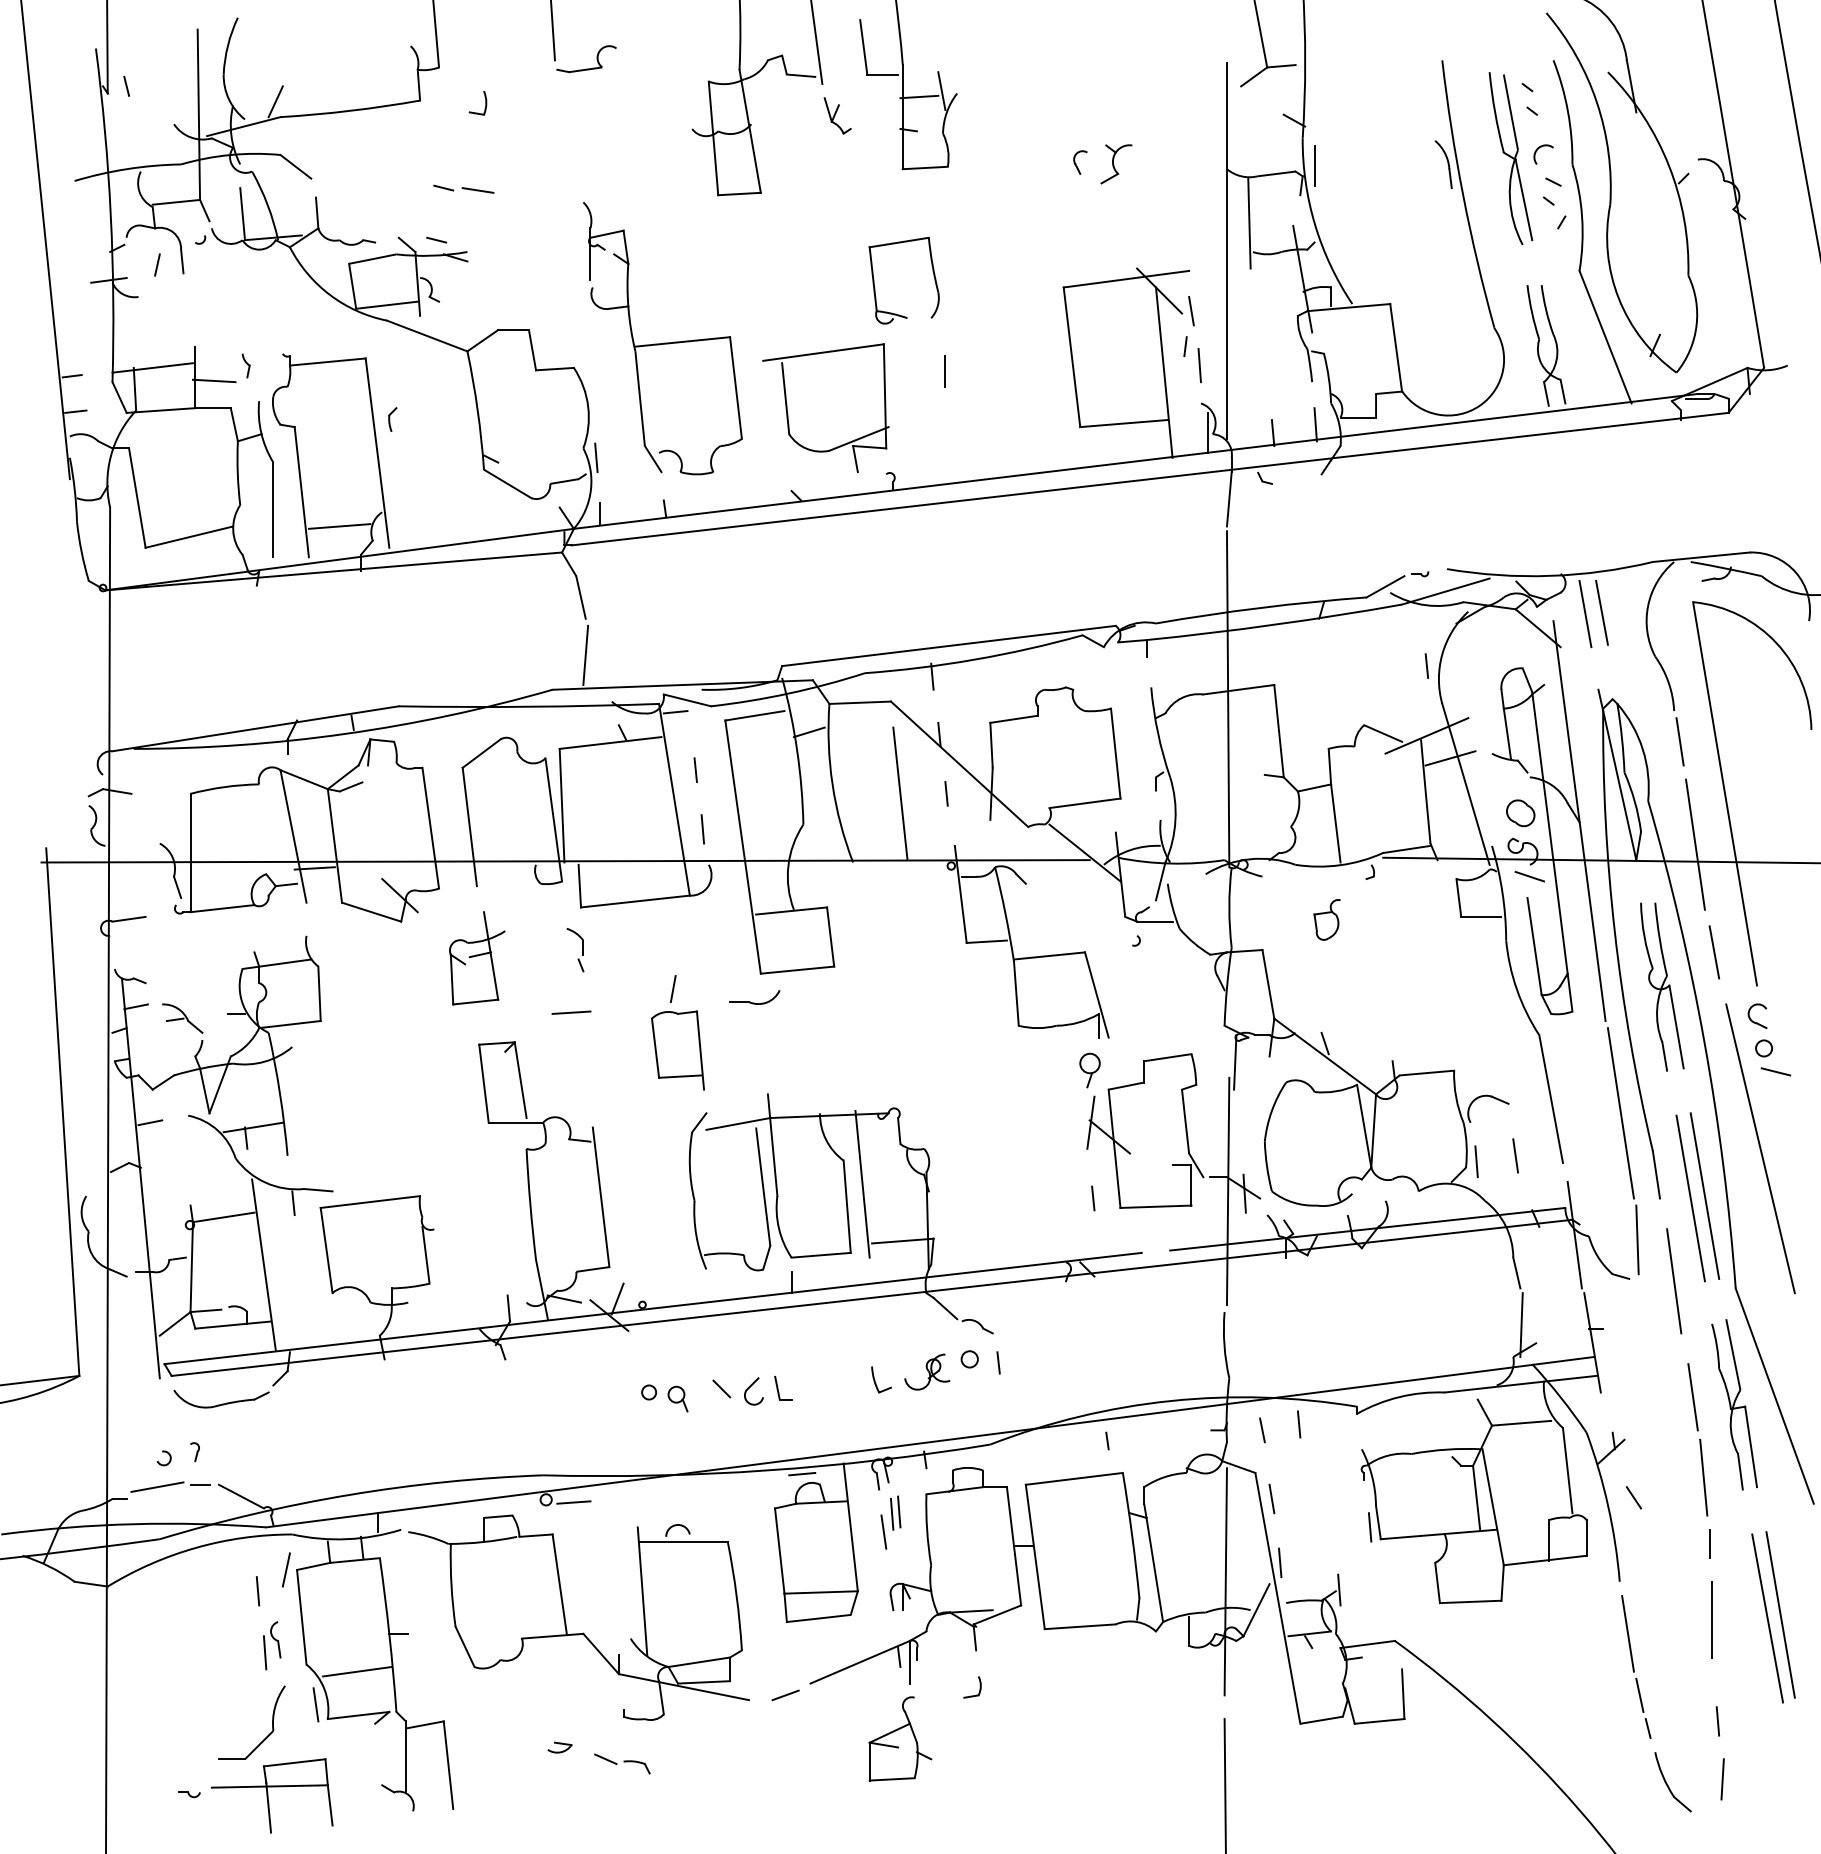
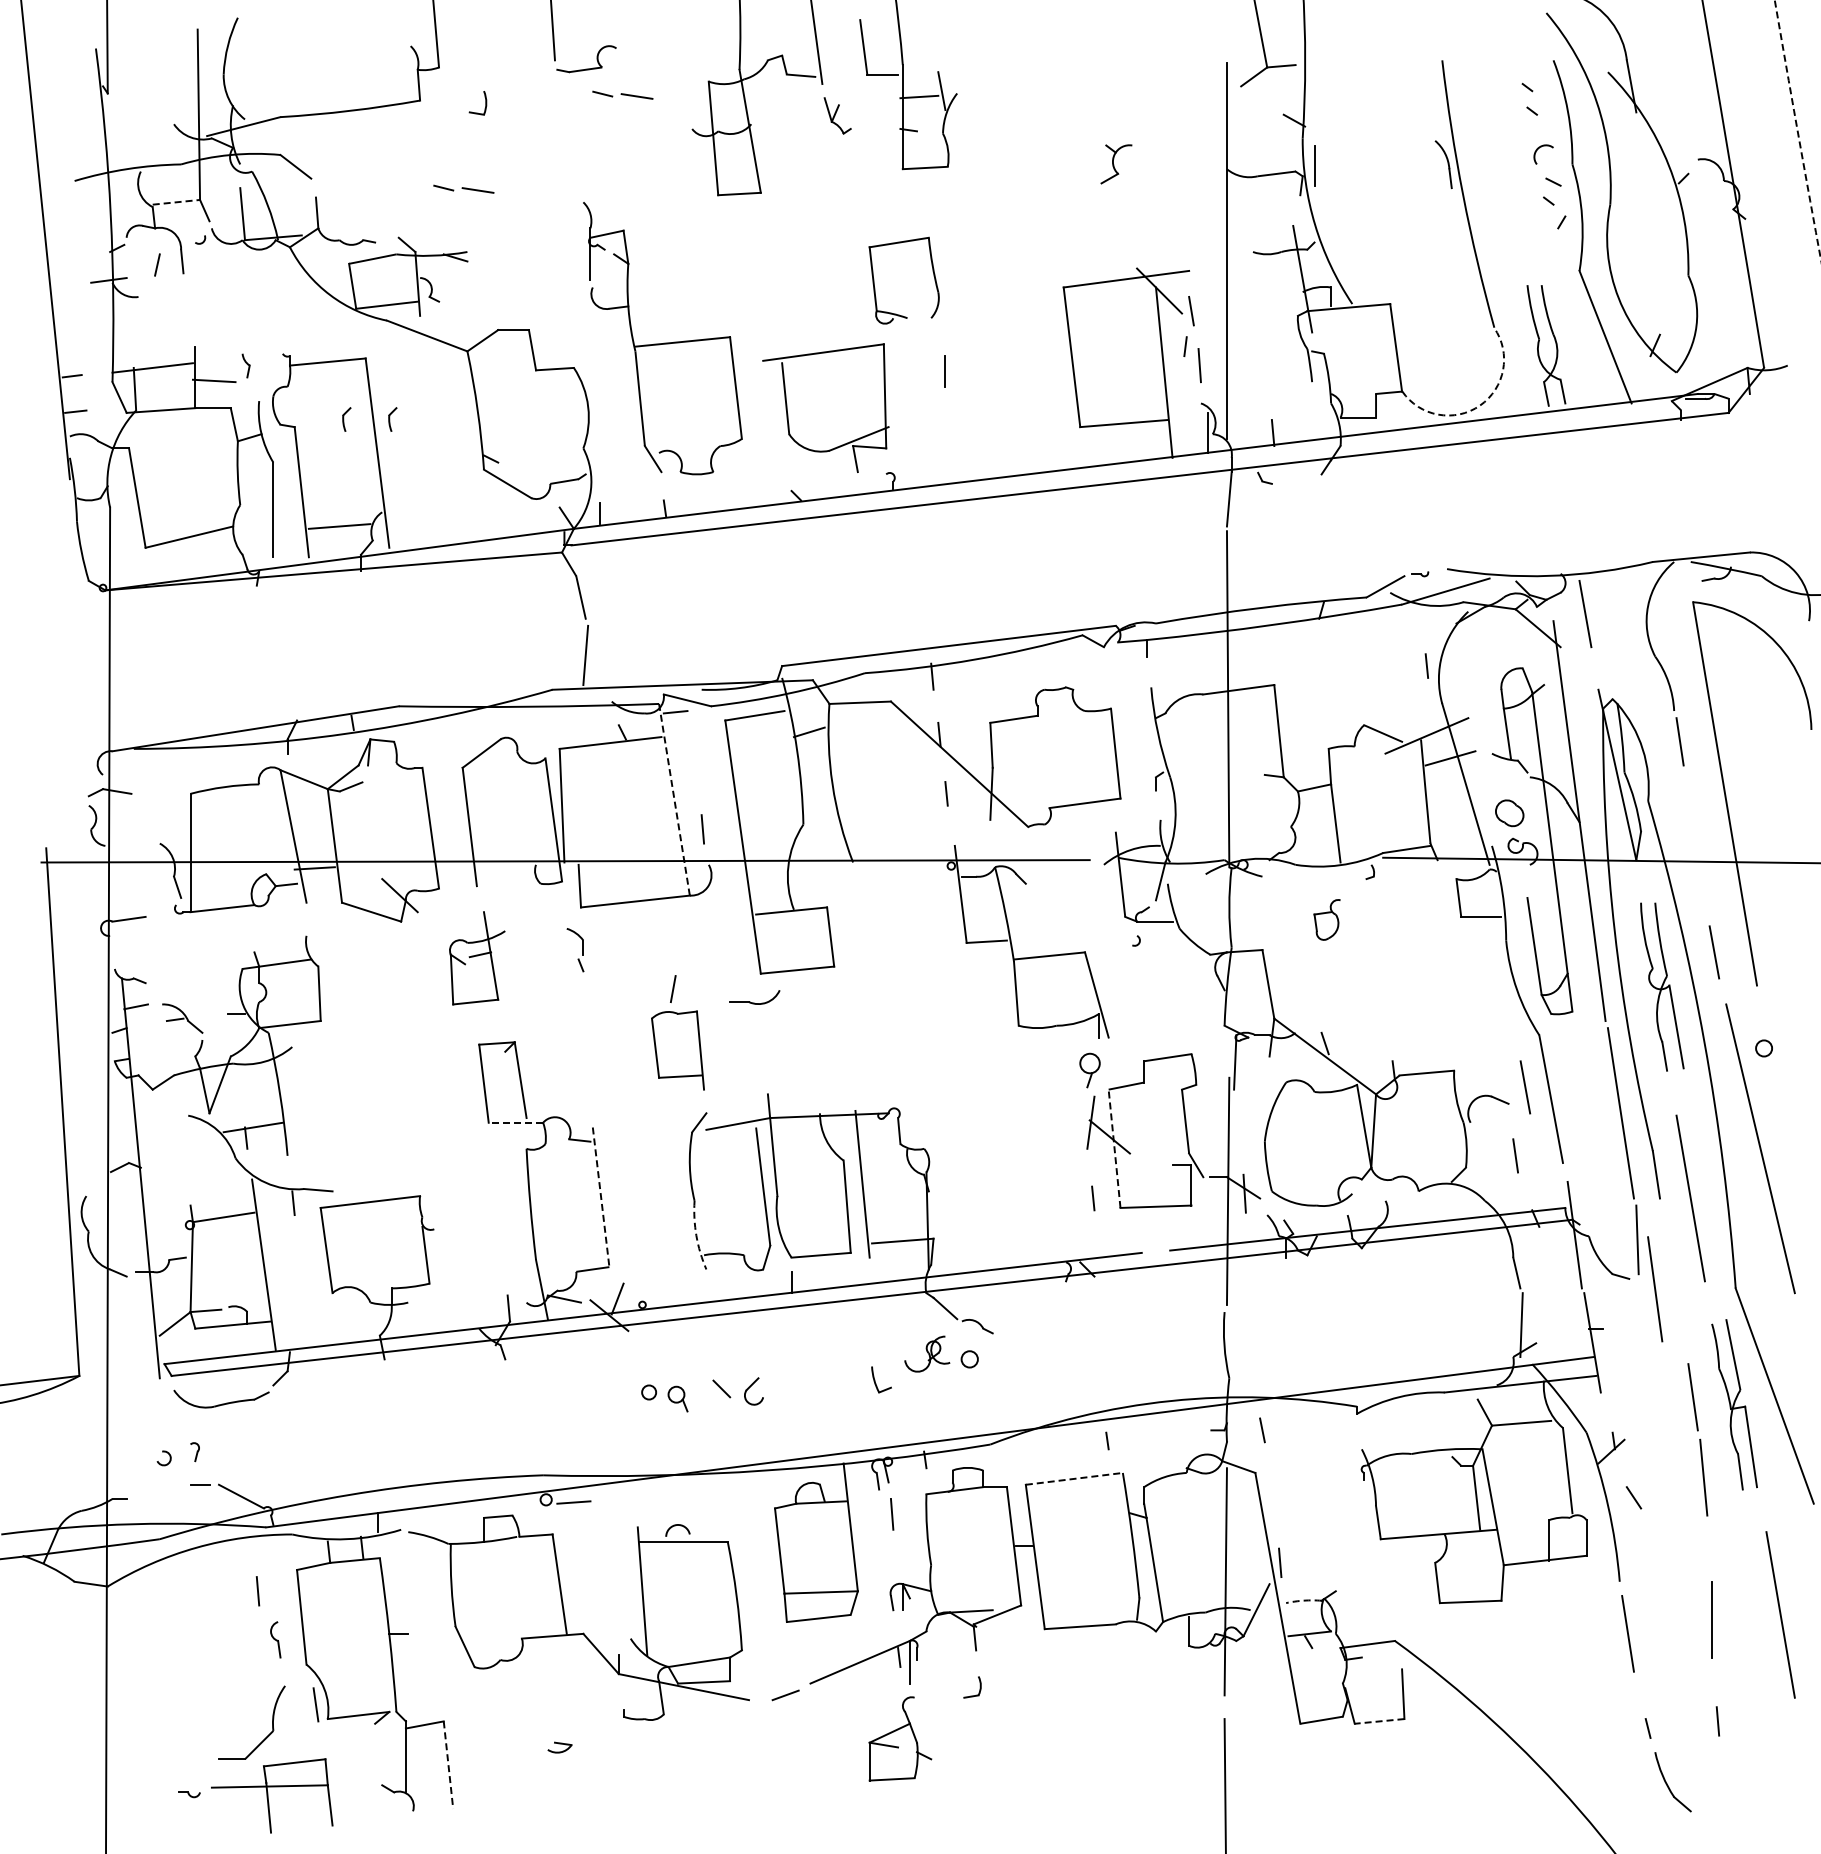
line: present -> none (126, 85)
part: none -> present (622, 94)
line: present -> none (275, 101)
arc: solid -> dashed (1797, 129)
part: present -> none (1510, 158)
part: present -> none (1080, 162)
line: solid -> dashed (176, 202)
line: present -> none (1249, 223)
line: present -> none (436, 239)
arc: solid -> dashed (1480, 405)
part: none -> present (346, 419)
line: present -> none (1315, 424)
line: present -> none (596, 457)
line: present -> none (1601, 612)
line: present -> none (695, 769)
line: present -> none (900, 793)
line: solid -> dashed (674, 800)
part position: (1520, 813) -> (1509, 813) (1509, 813)
line: present -> none (1695, 844)
line: present -> none (1084, 852)
line: present -> none (1529, 876)
line: present -> none (571, 1012)
part: present -> none (1757, 1016)
line: present -> none (1775, 1071)
line: none -> present (1525, 1087)
line: present -> none (150, 1122)
line: solid -> dashed (515, 1122)
line: solid -> dashed (1114, 1148)
line: present -> none (1476, 1161)
line: present -> none (1704, 1195)
line: solid -> dashed (601, 1197)
arc: solid -> dashed (696, 1235)
line position: (1674, 1281) -> (1655, 1289) (1655, 1289)
line: present -> none (998, 1362)
part position: (927, 1371) -> (927, 1353) (927, 1353)
part: present -> none (783, 1387)
line: present -> none (1298, 1424)
line: present -> none (802, 1473)
line: solid -> dashed (1074, 1478)
line: present -> none (157, 1486)
line: present -> none (1271, 1498)
line: present -> none (899, 1511)
line: present -> none (1369, 1527)
line: present -> none (883, 1531)
line: present -> none (1709, 1543)
line: present -> none (285, 1569)
line: present -> none (1339, 1589)
arc: solid -> dashed (1303, 1600)
line: present -> none (1767, 1618)
line: present -> none (264, 1652)
line: present -> none (357, 1671)
line: present -> none (1639, 1694)
line: solid -> dashed (1379, 1721)
part: present -> none (622, 1763)
line: solid -> dashed (448, 1765)
line: present -> none (1722, 1779)
